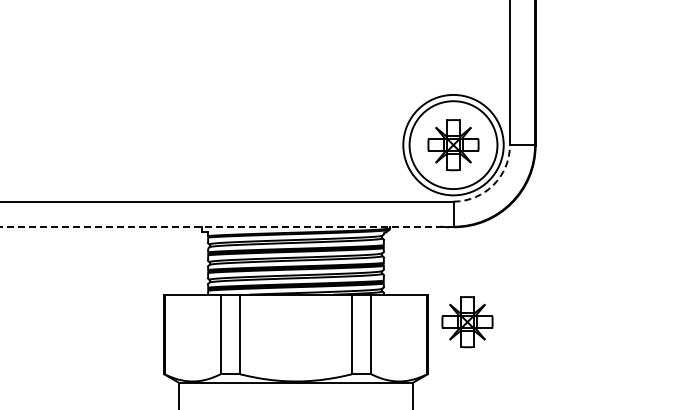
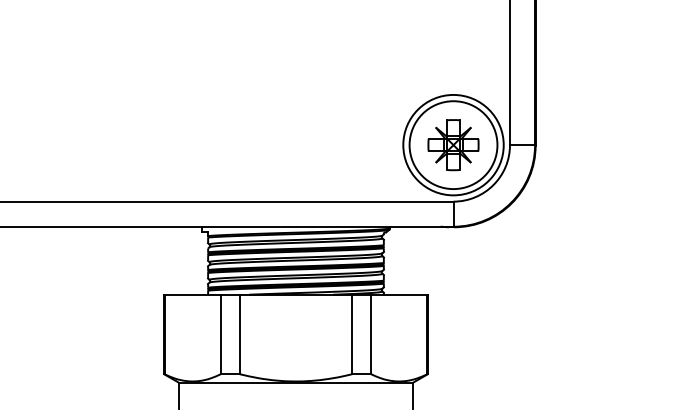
arc: dashed -> solid (493, 185)
line: dashed -> solid (226, 226)
part: present -> none (467, 322)
